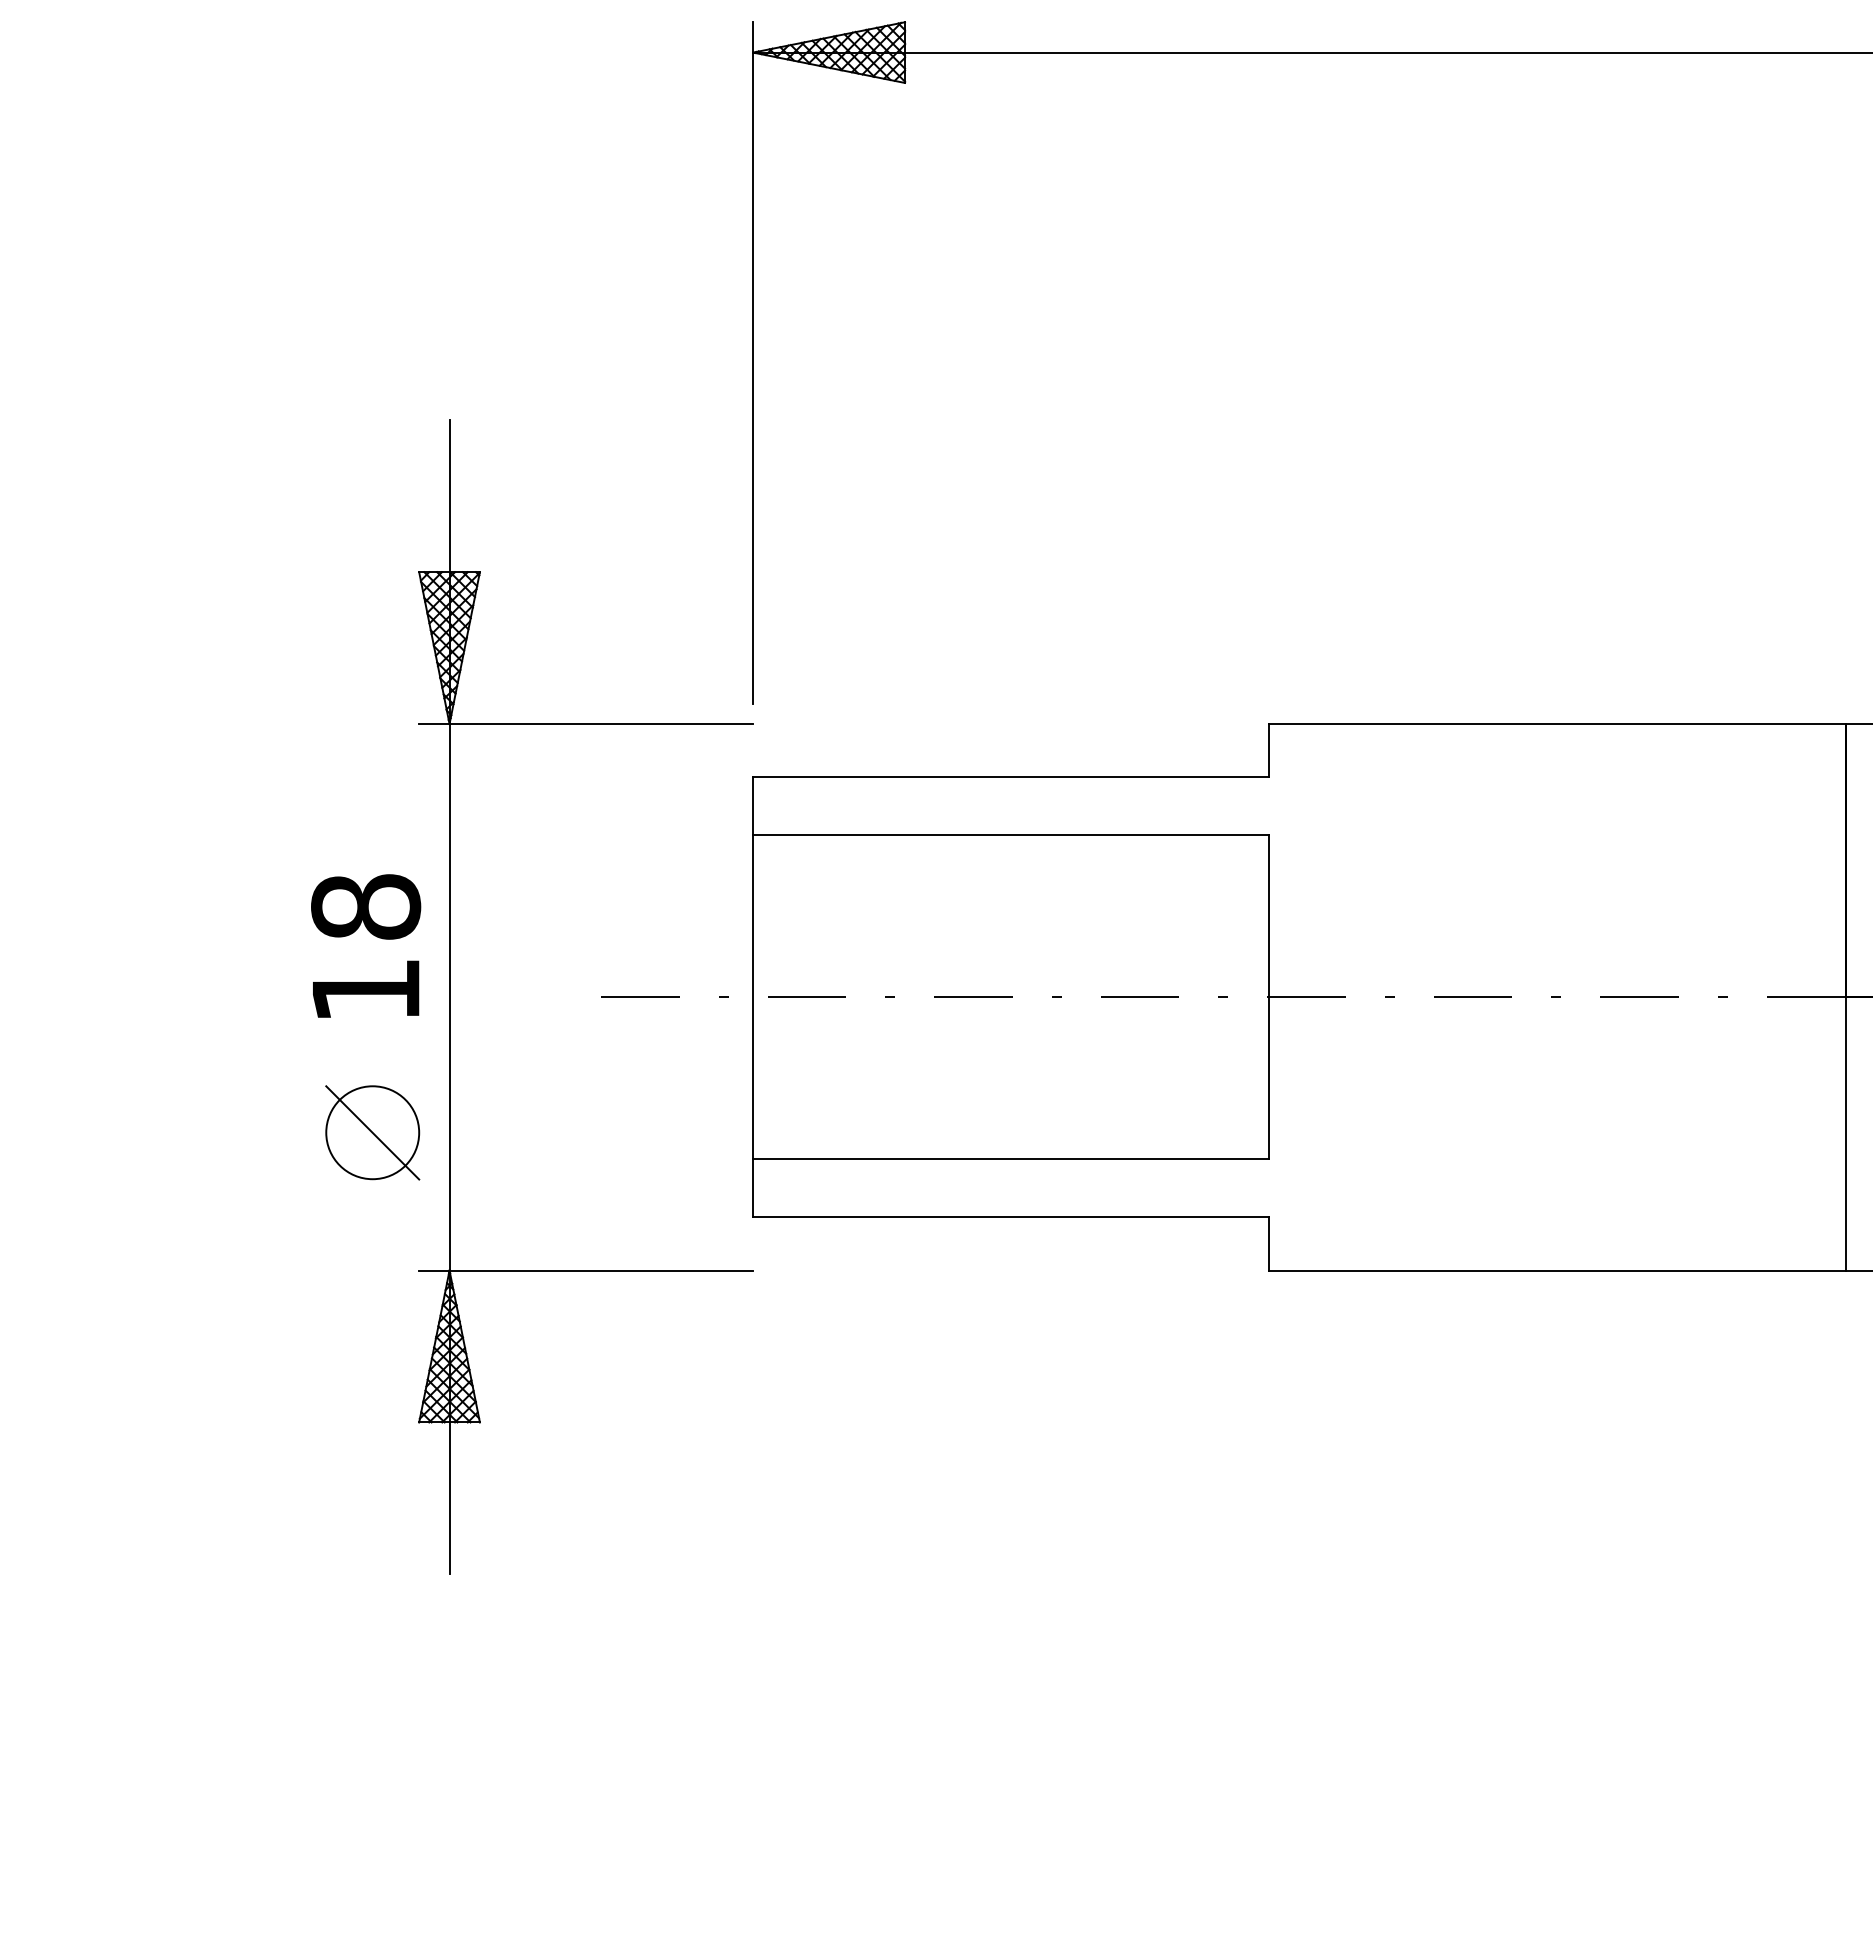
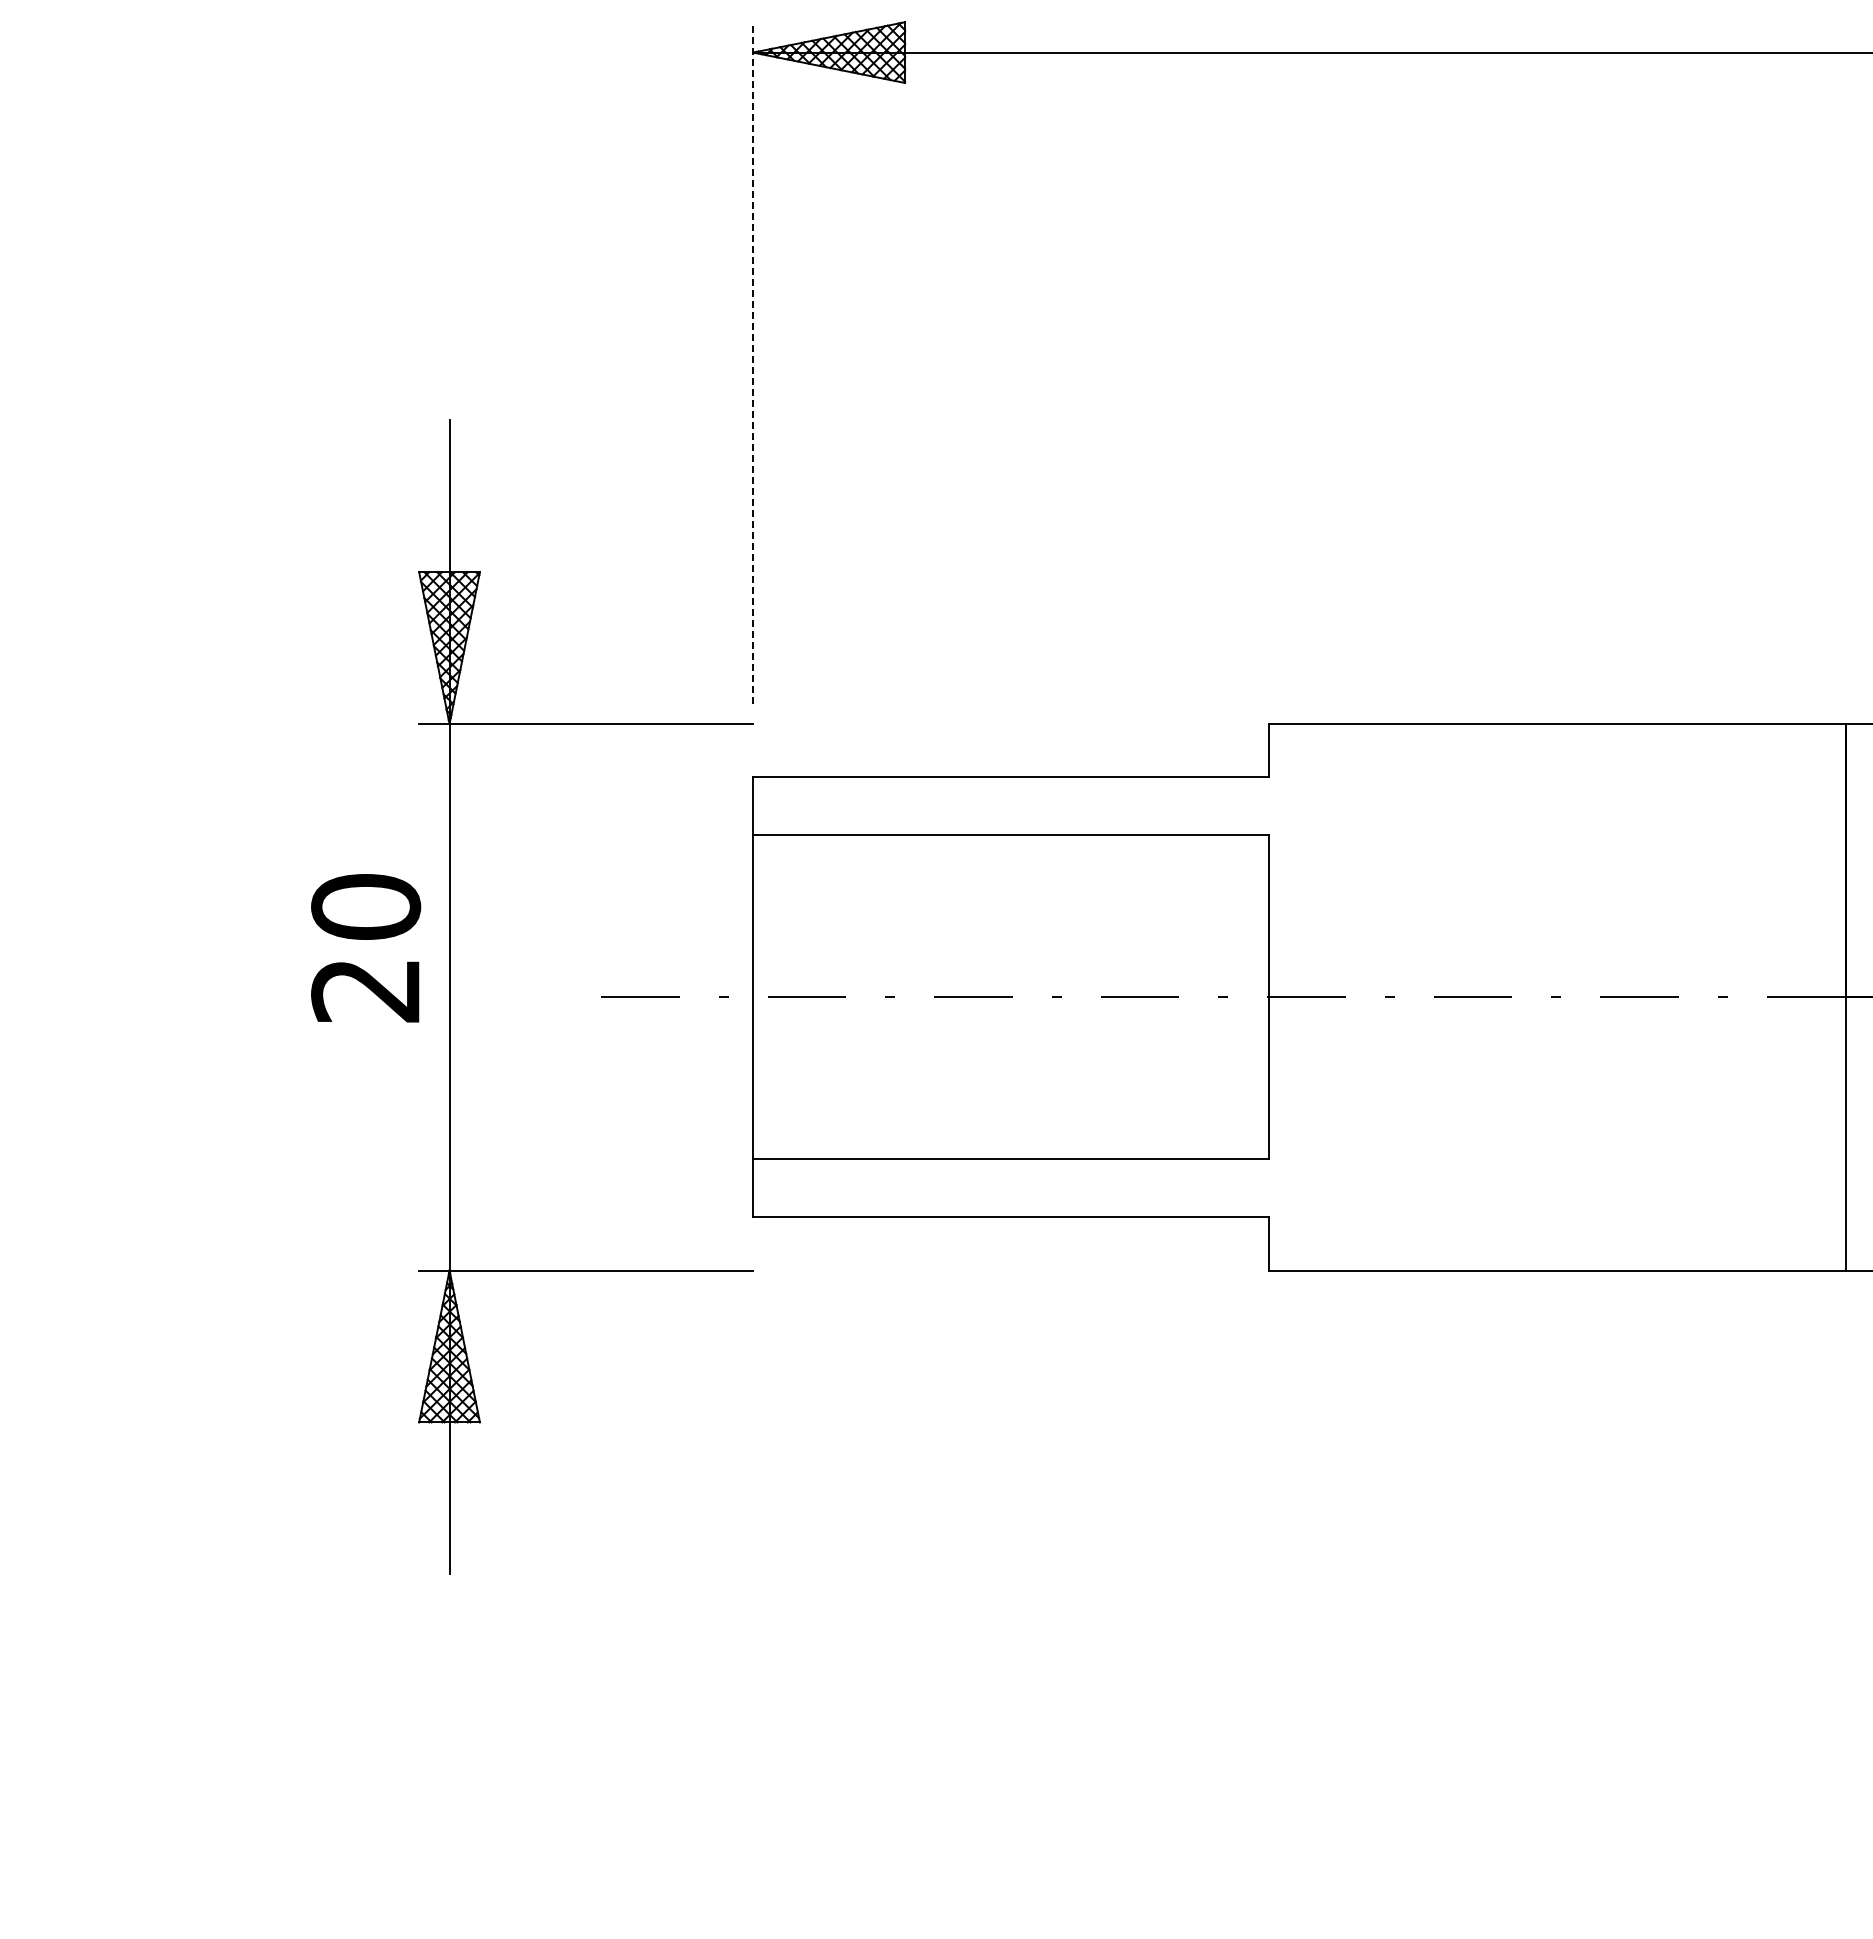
line: solid -> dashed (753, 362)
text: 18 -> 20 (365, 948)
part: present -> none (372, 1132)
